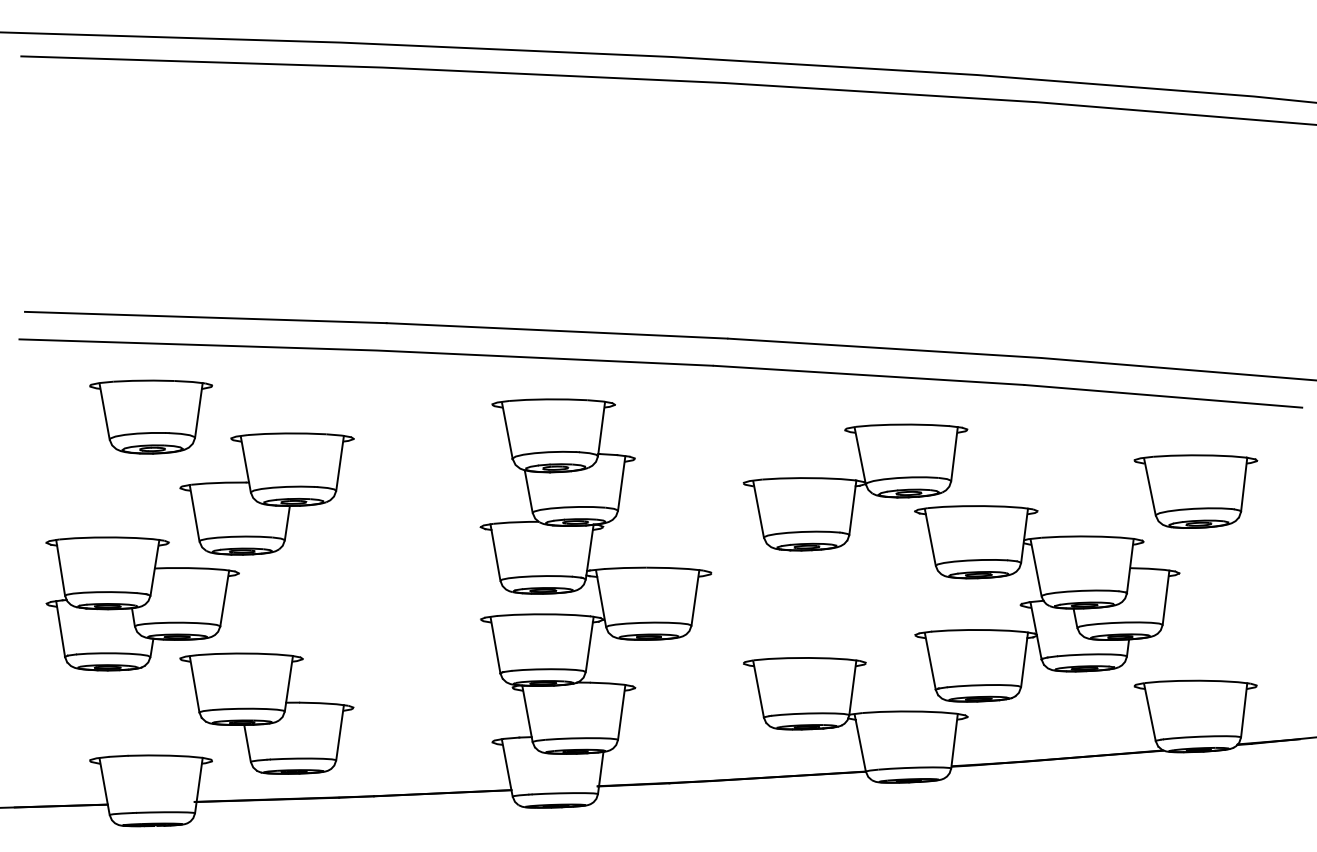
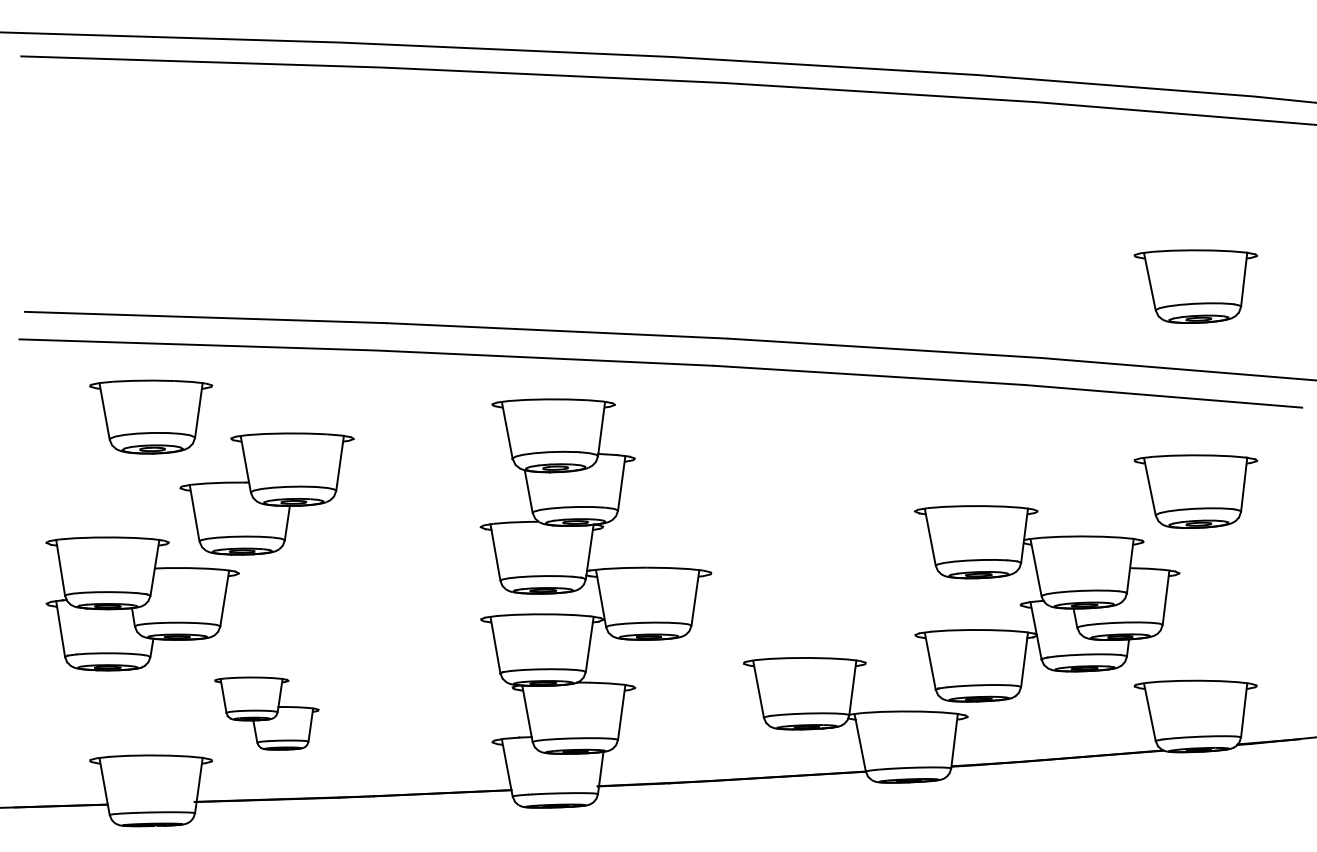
part: none -> present (1195, 286)
part: present -> none (855, 487)
part size: 176x123 px -> 106x75 px (266, 713)
